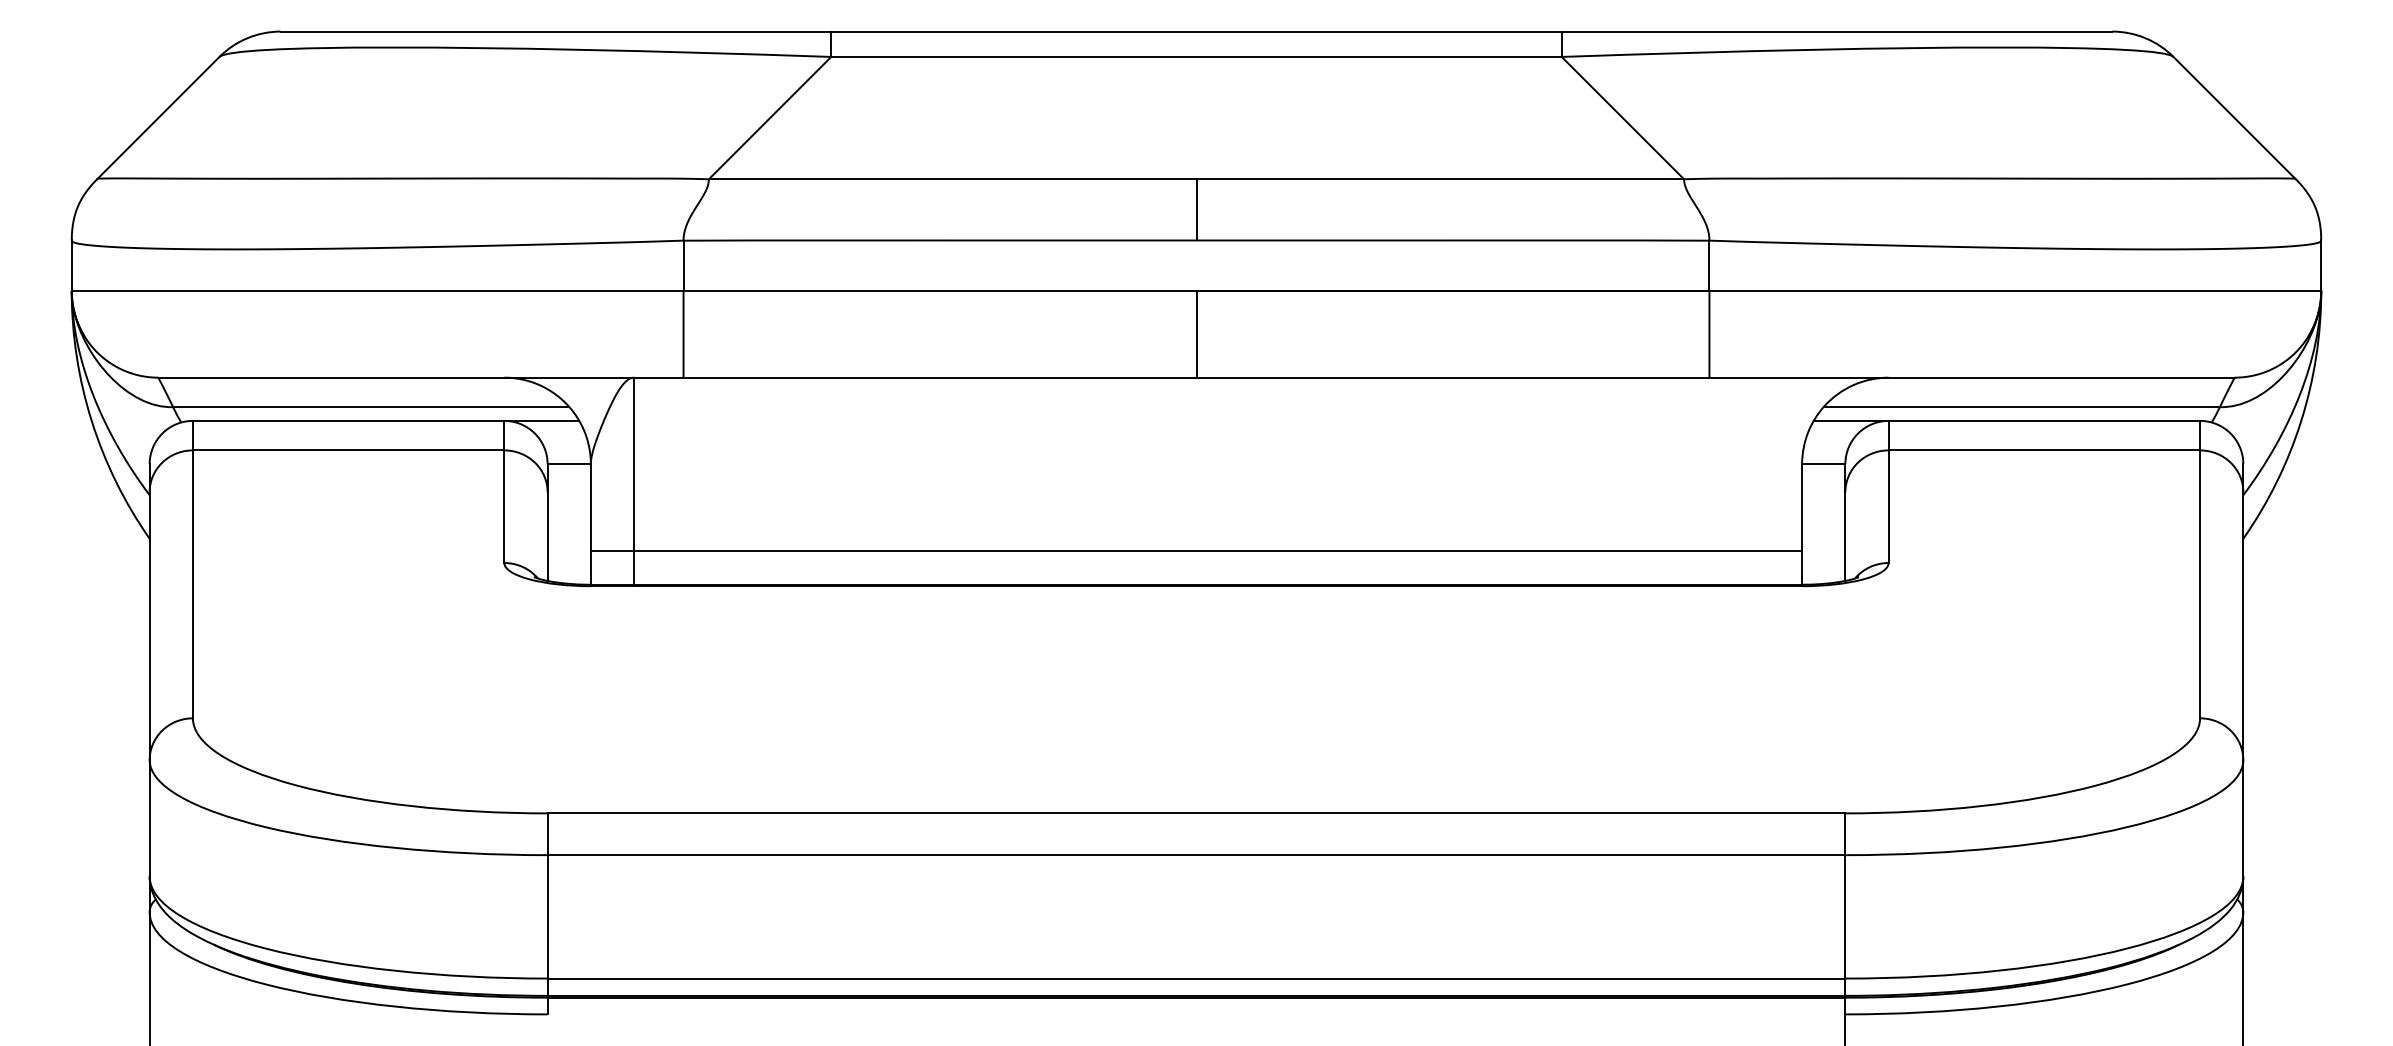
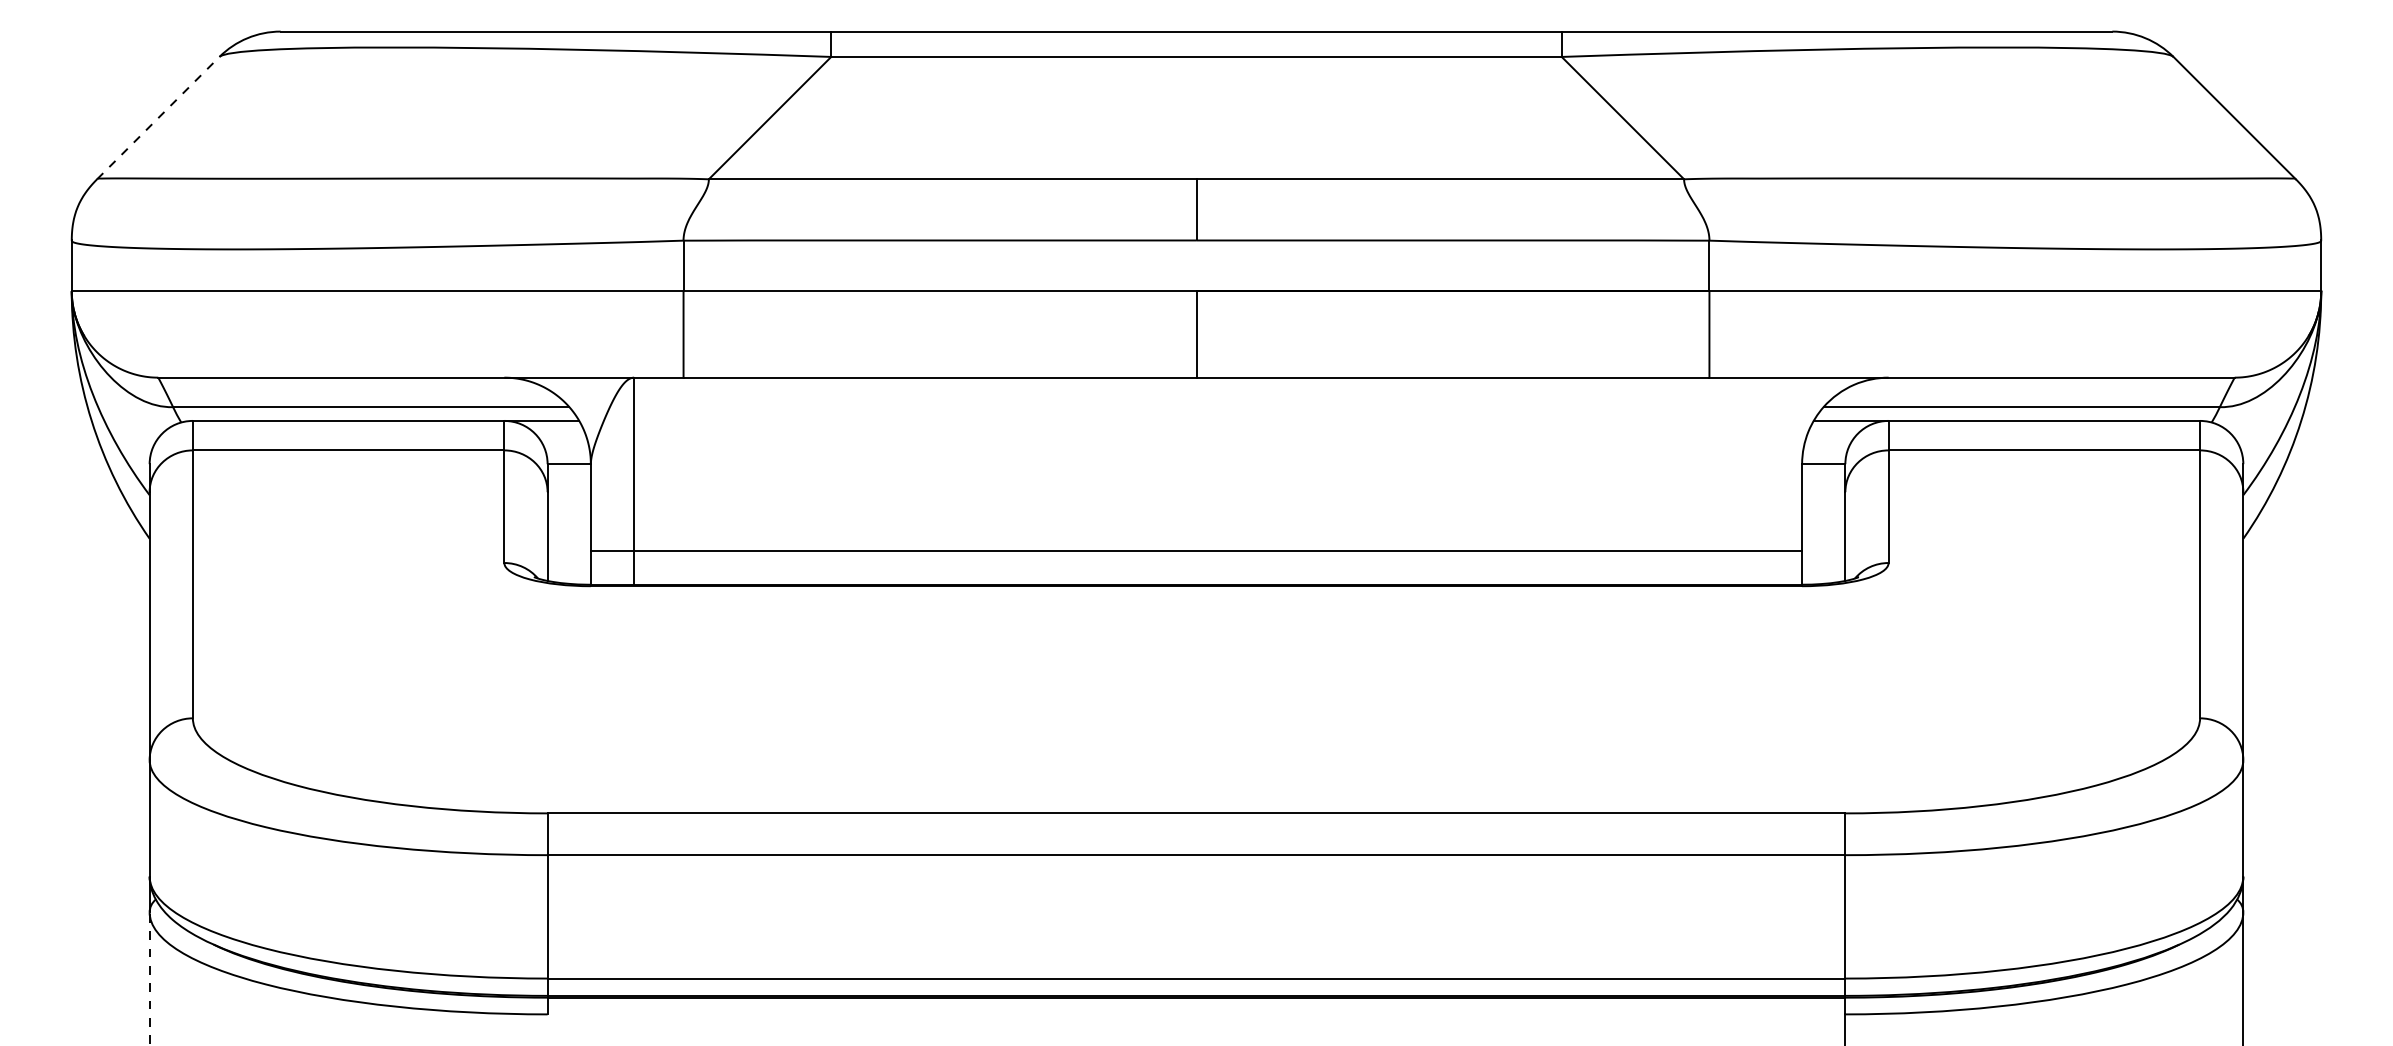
line: solid -> dashed (158, 118)
line: solid -> dashed (149, 978)
